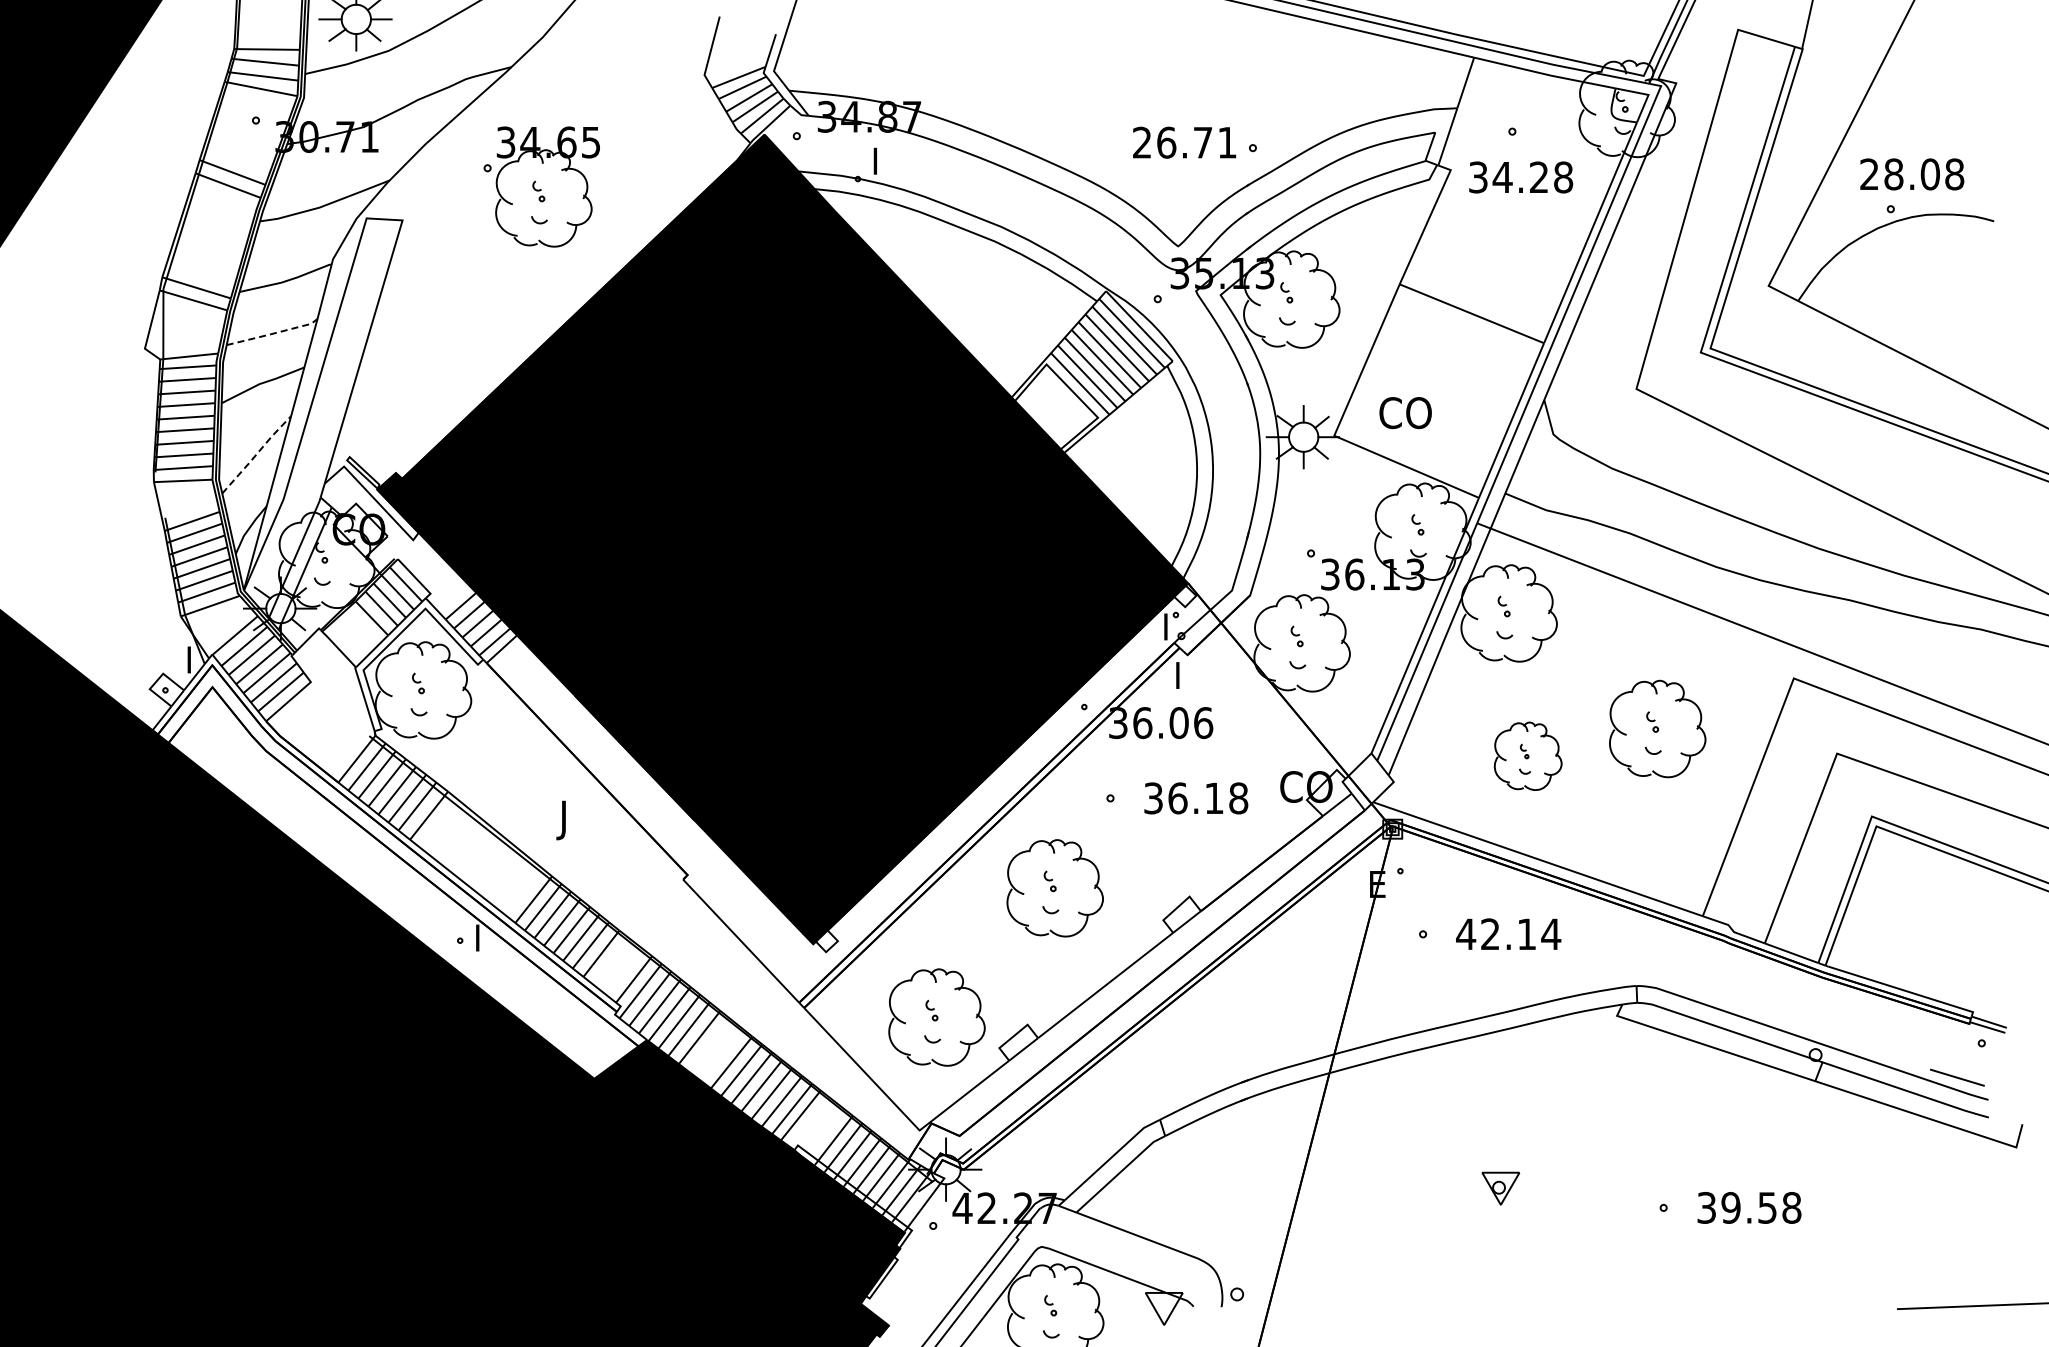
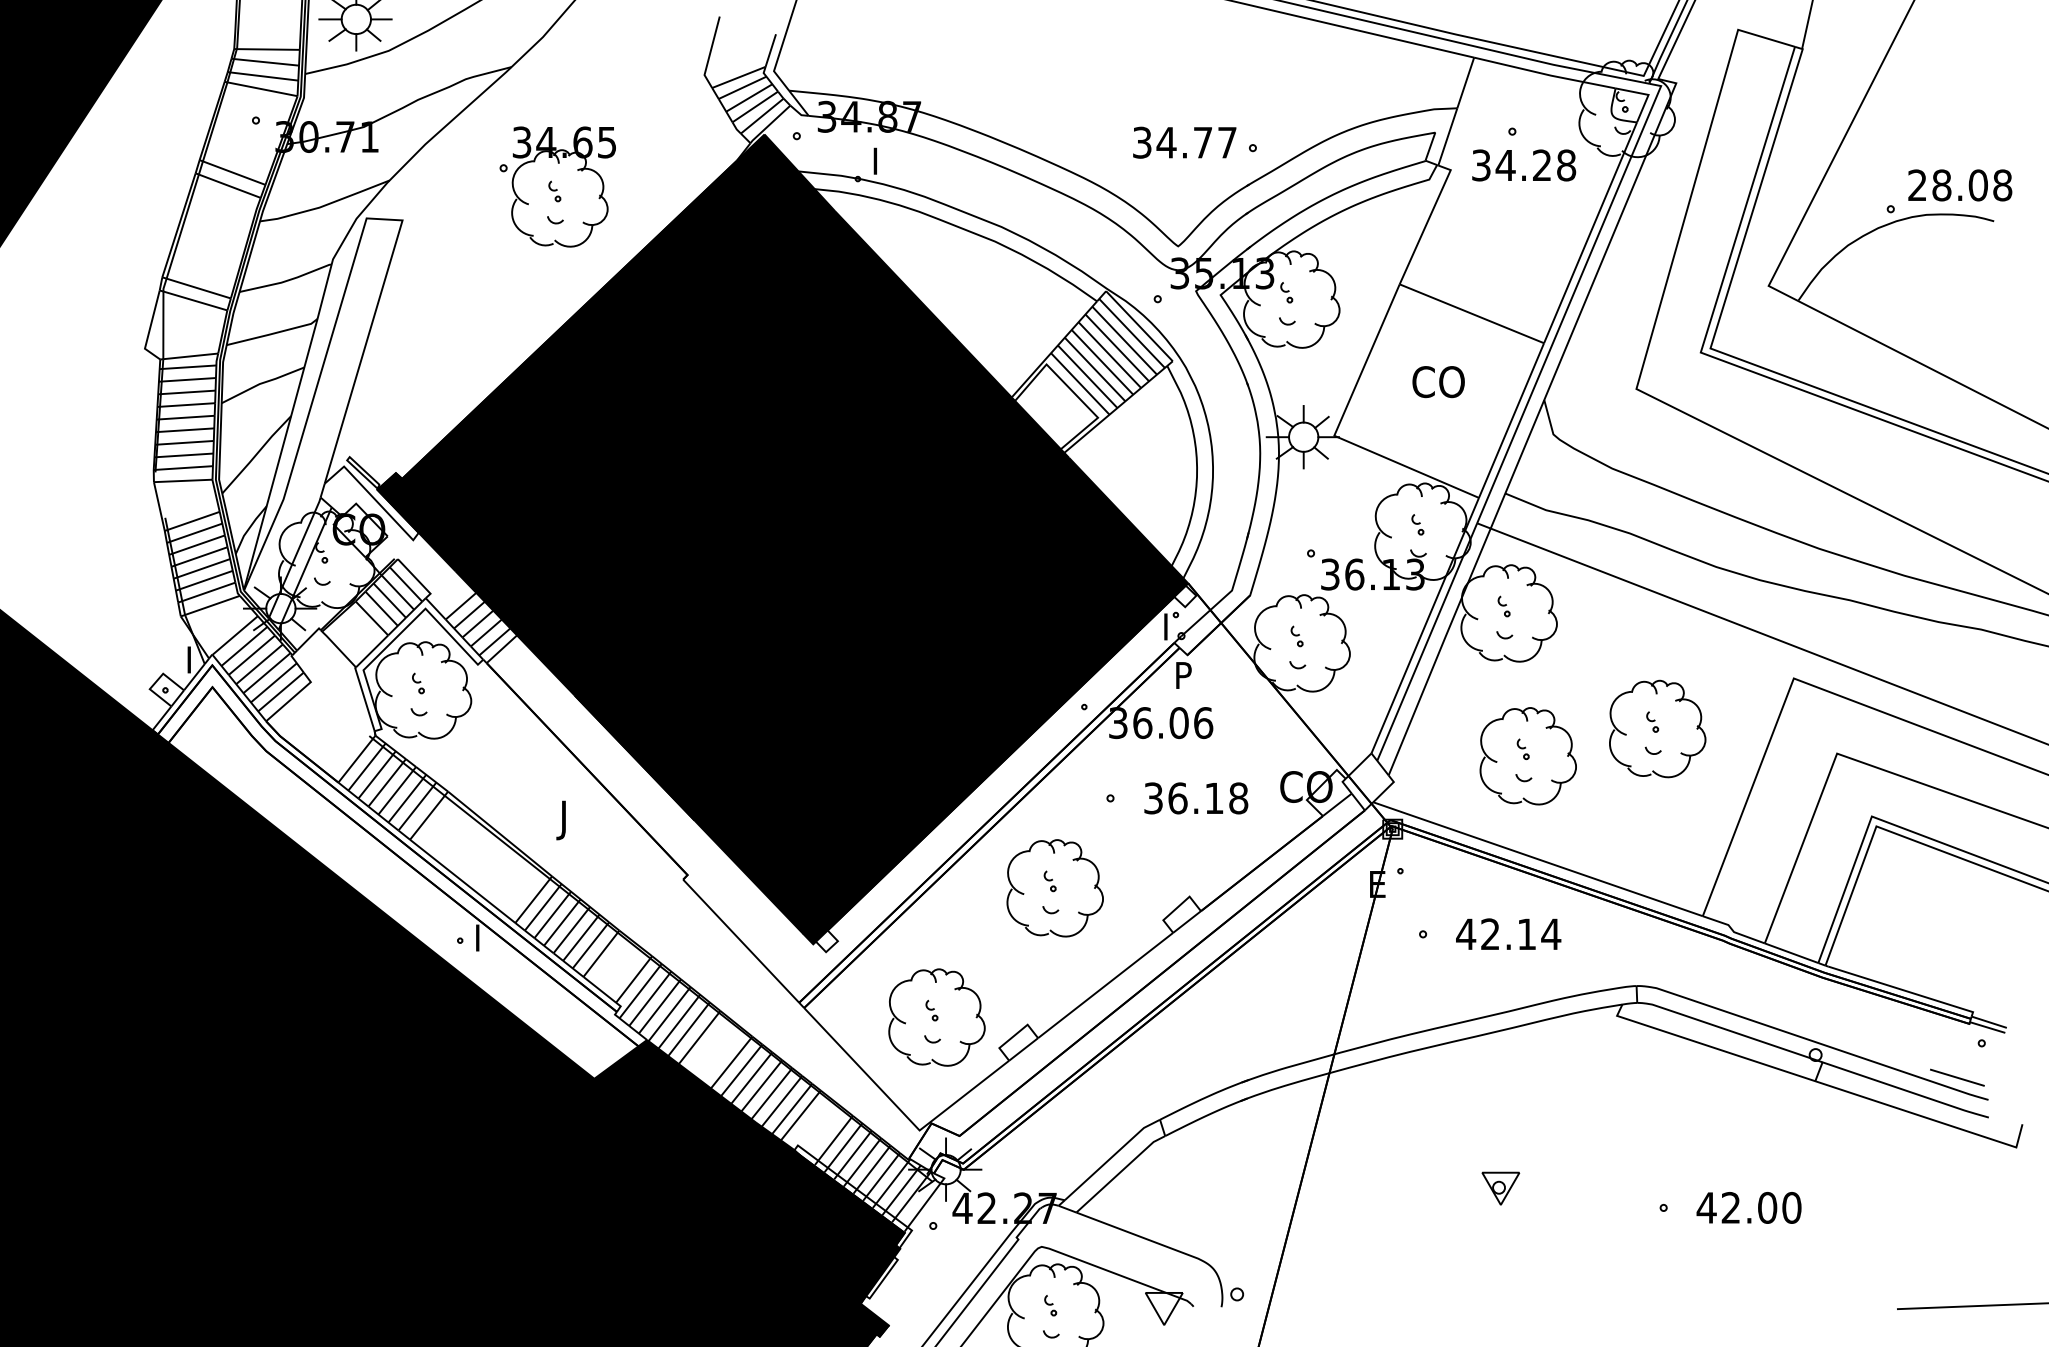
text: 26.71 -> 34.77 (1184, 142)
text position: (1912, 174) -> (1960, 185) (1960, 185)
text position: (1521, 177) -> (1524, 165) (1524, 165)
part position: (541, 186) -> (557, 186) (557, 186)
line: dashed -> solid (273, 333)
text position: (1405, 413) -> (1438, 382) (1438, 382)
line: dashed -> solid (256, 454)
text: I -> P (1185, 670)
part size: 70x70 px -> 98x99 px (1527, 756)
text: 39.58 -> 42.00 (1748, 1207)
